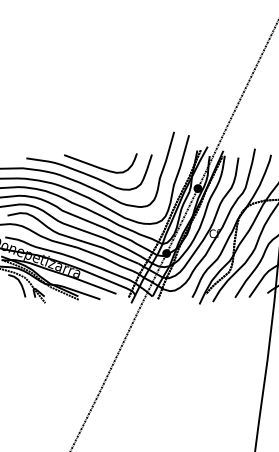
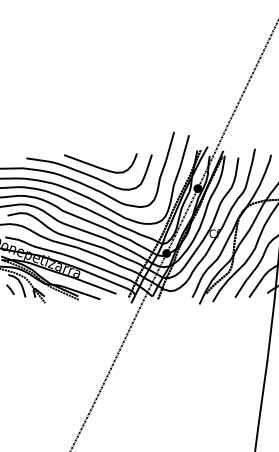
line: none -> present (10, 289)
